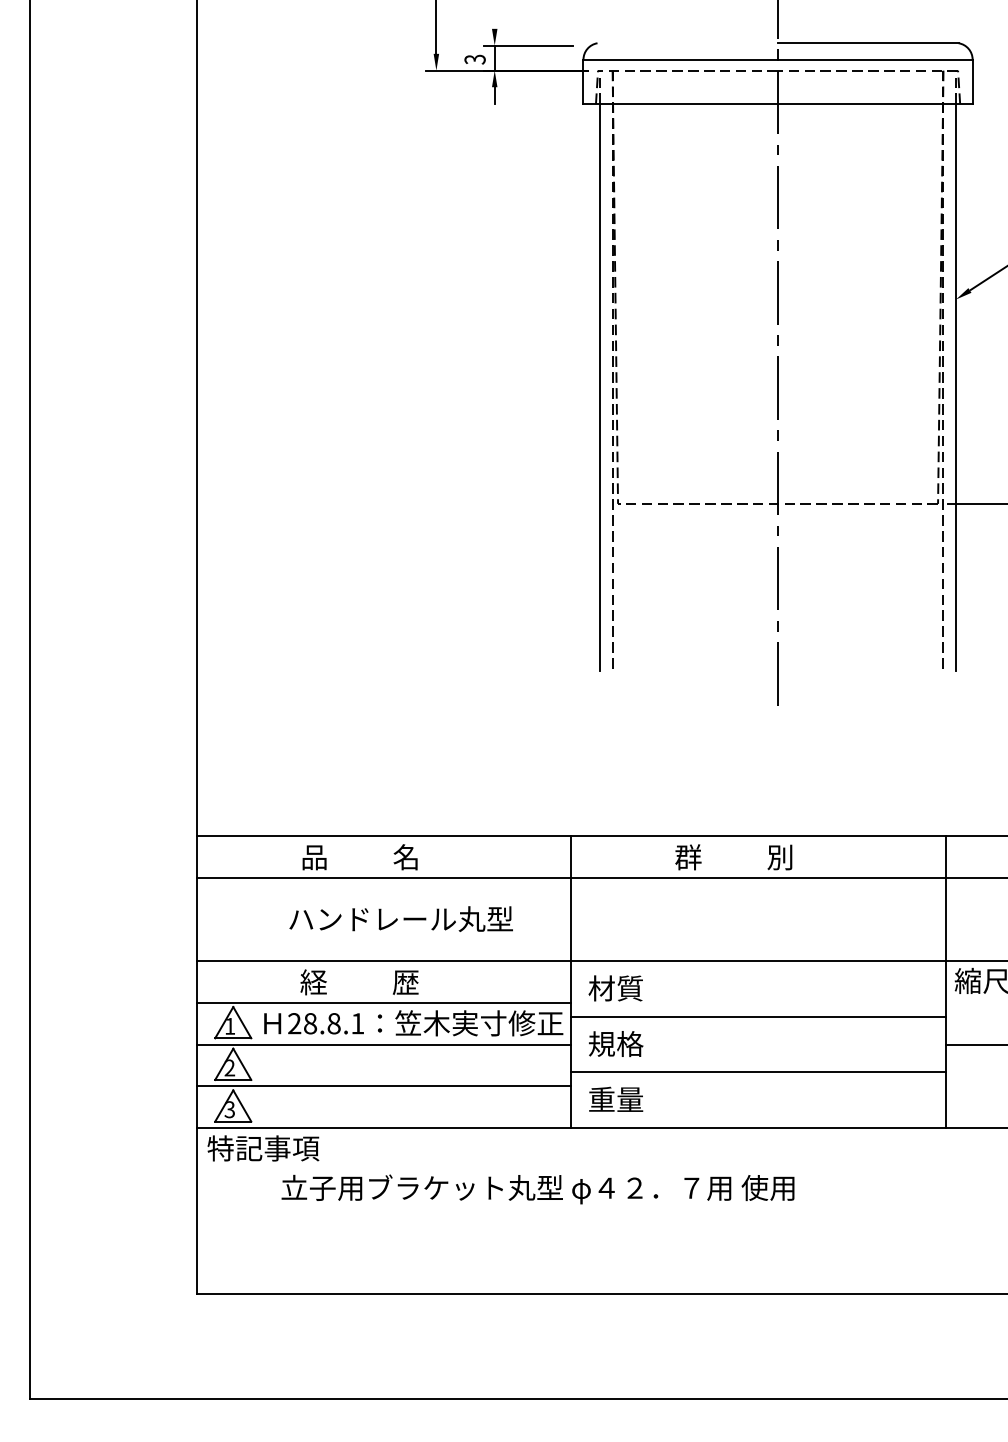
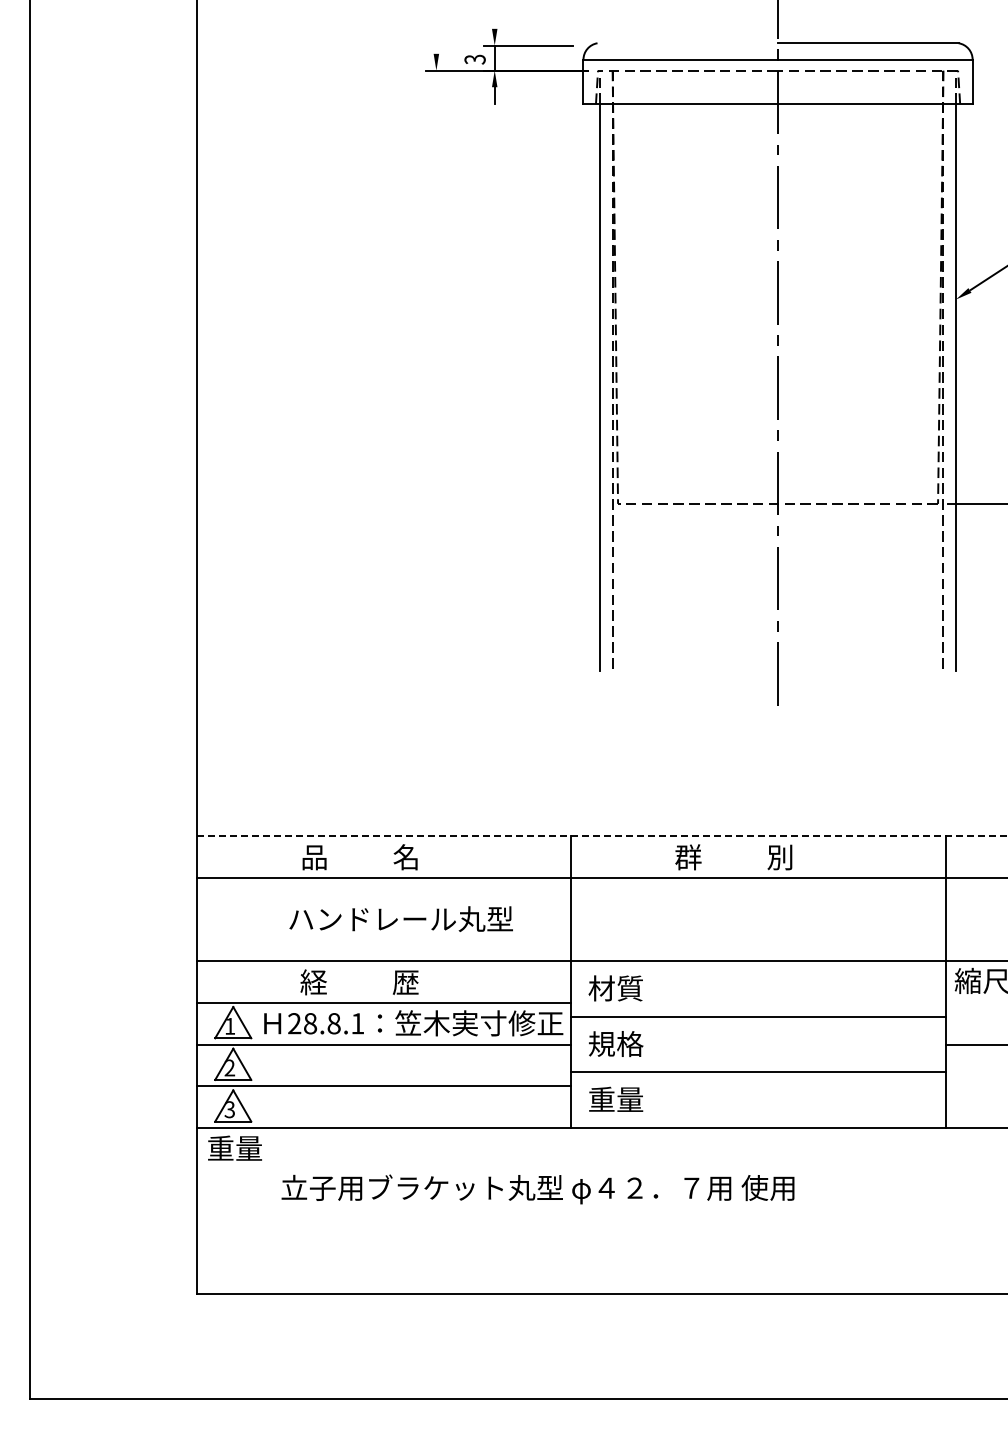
line: present -> none (436, 27)
line: solid -> dashed (602, 836)
text: 特記事項 -> 重量 (263, 1148)
